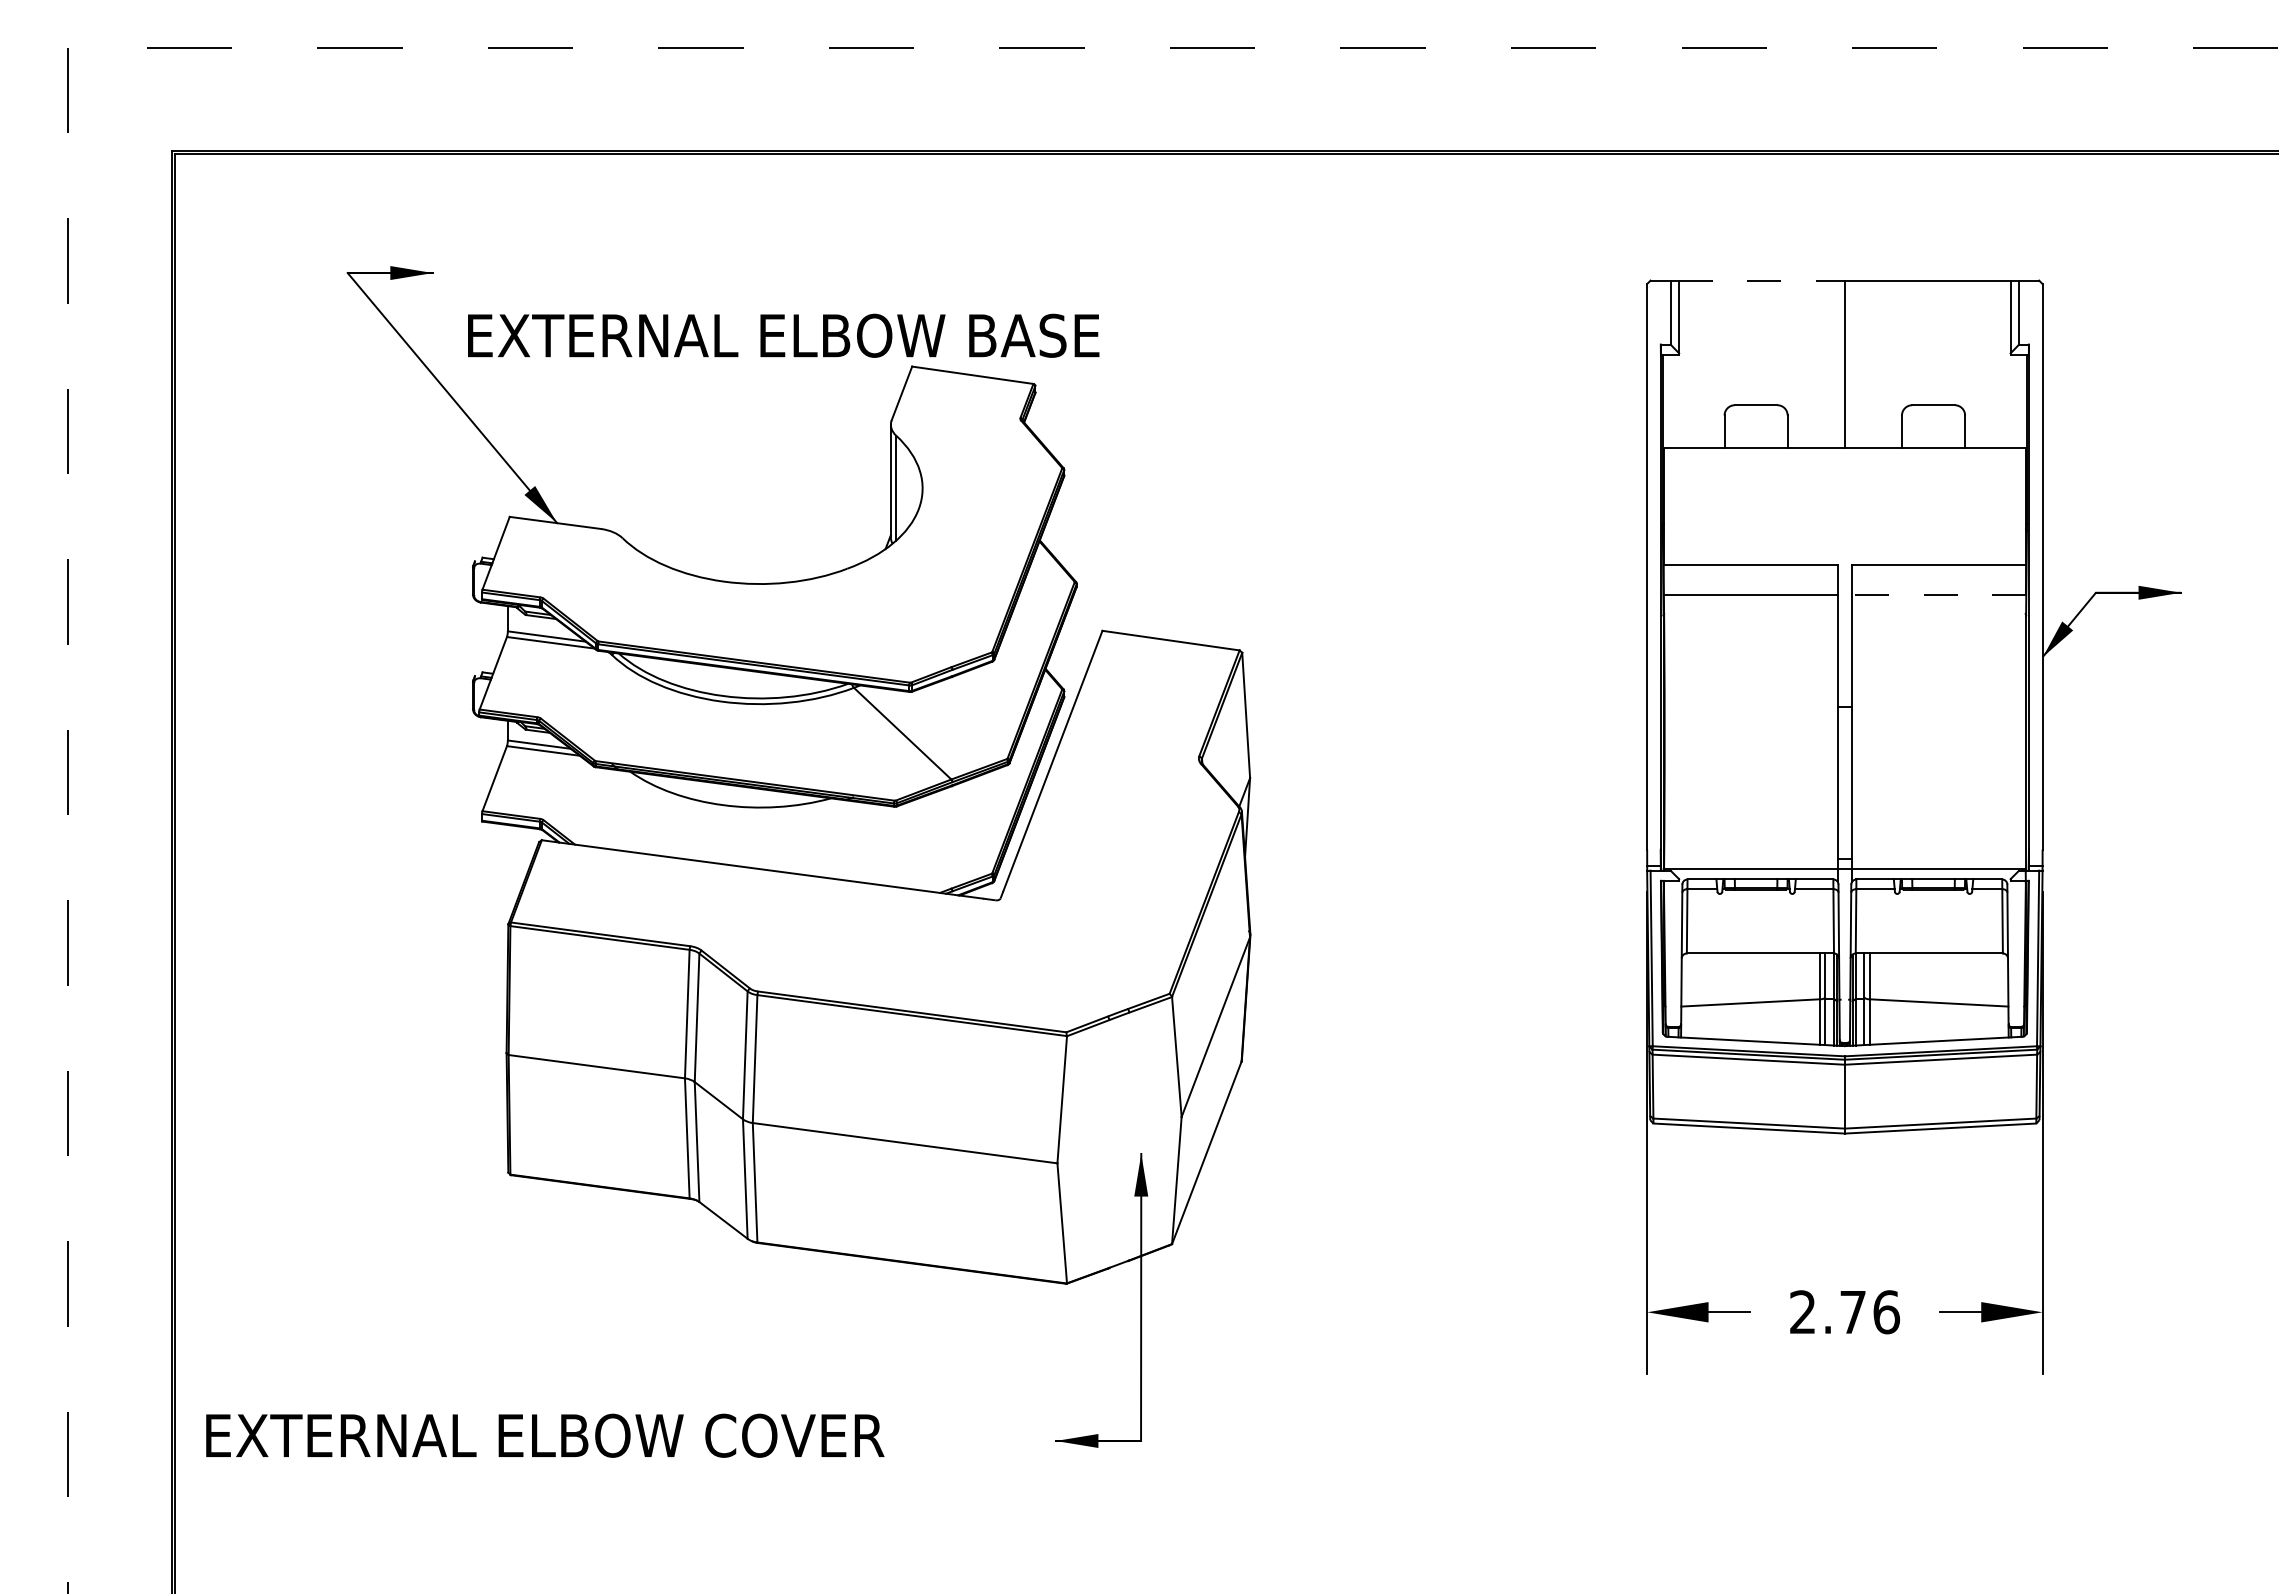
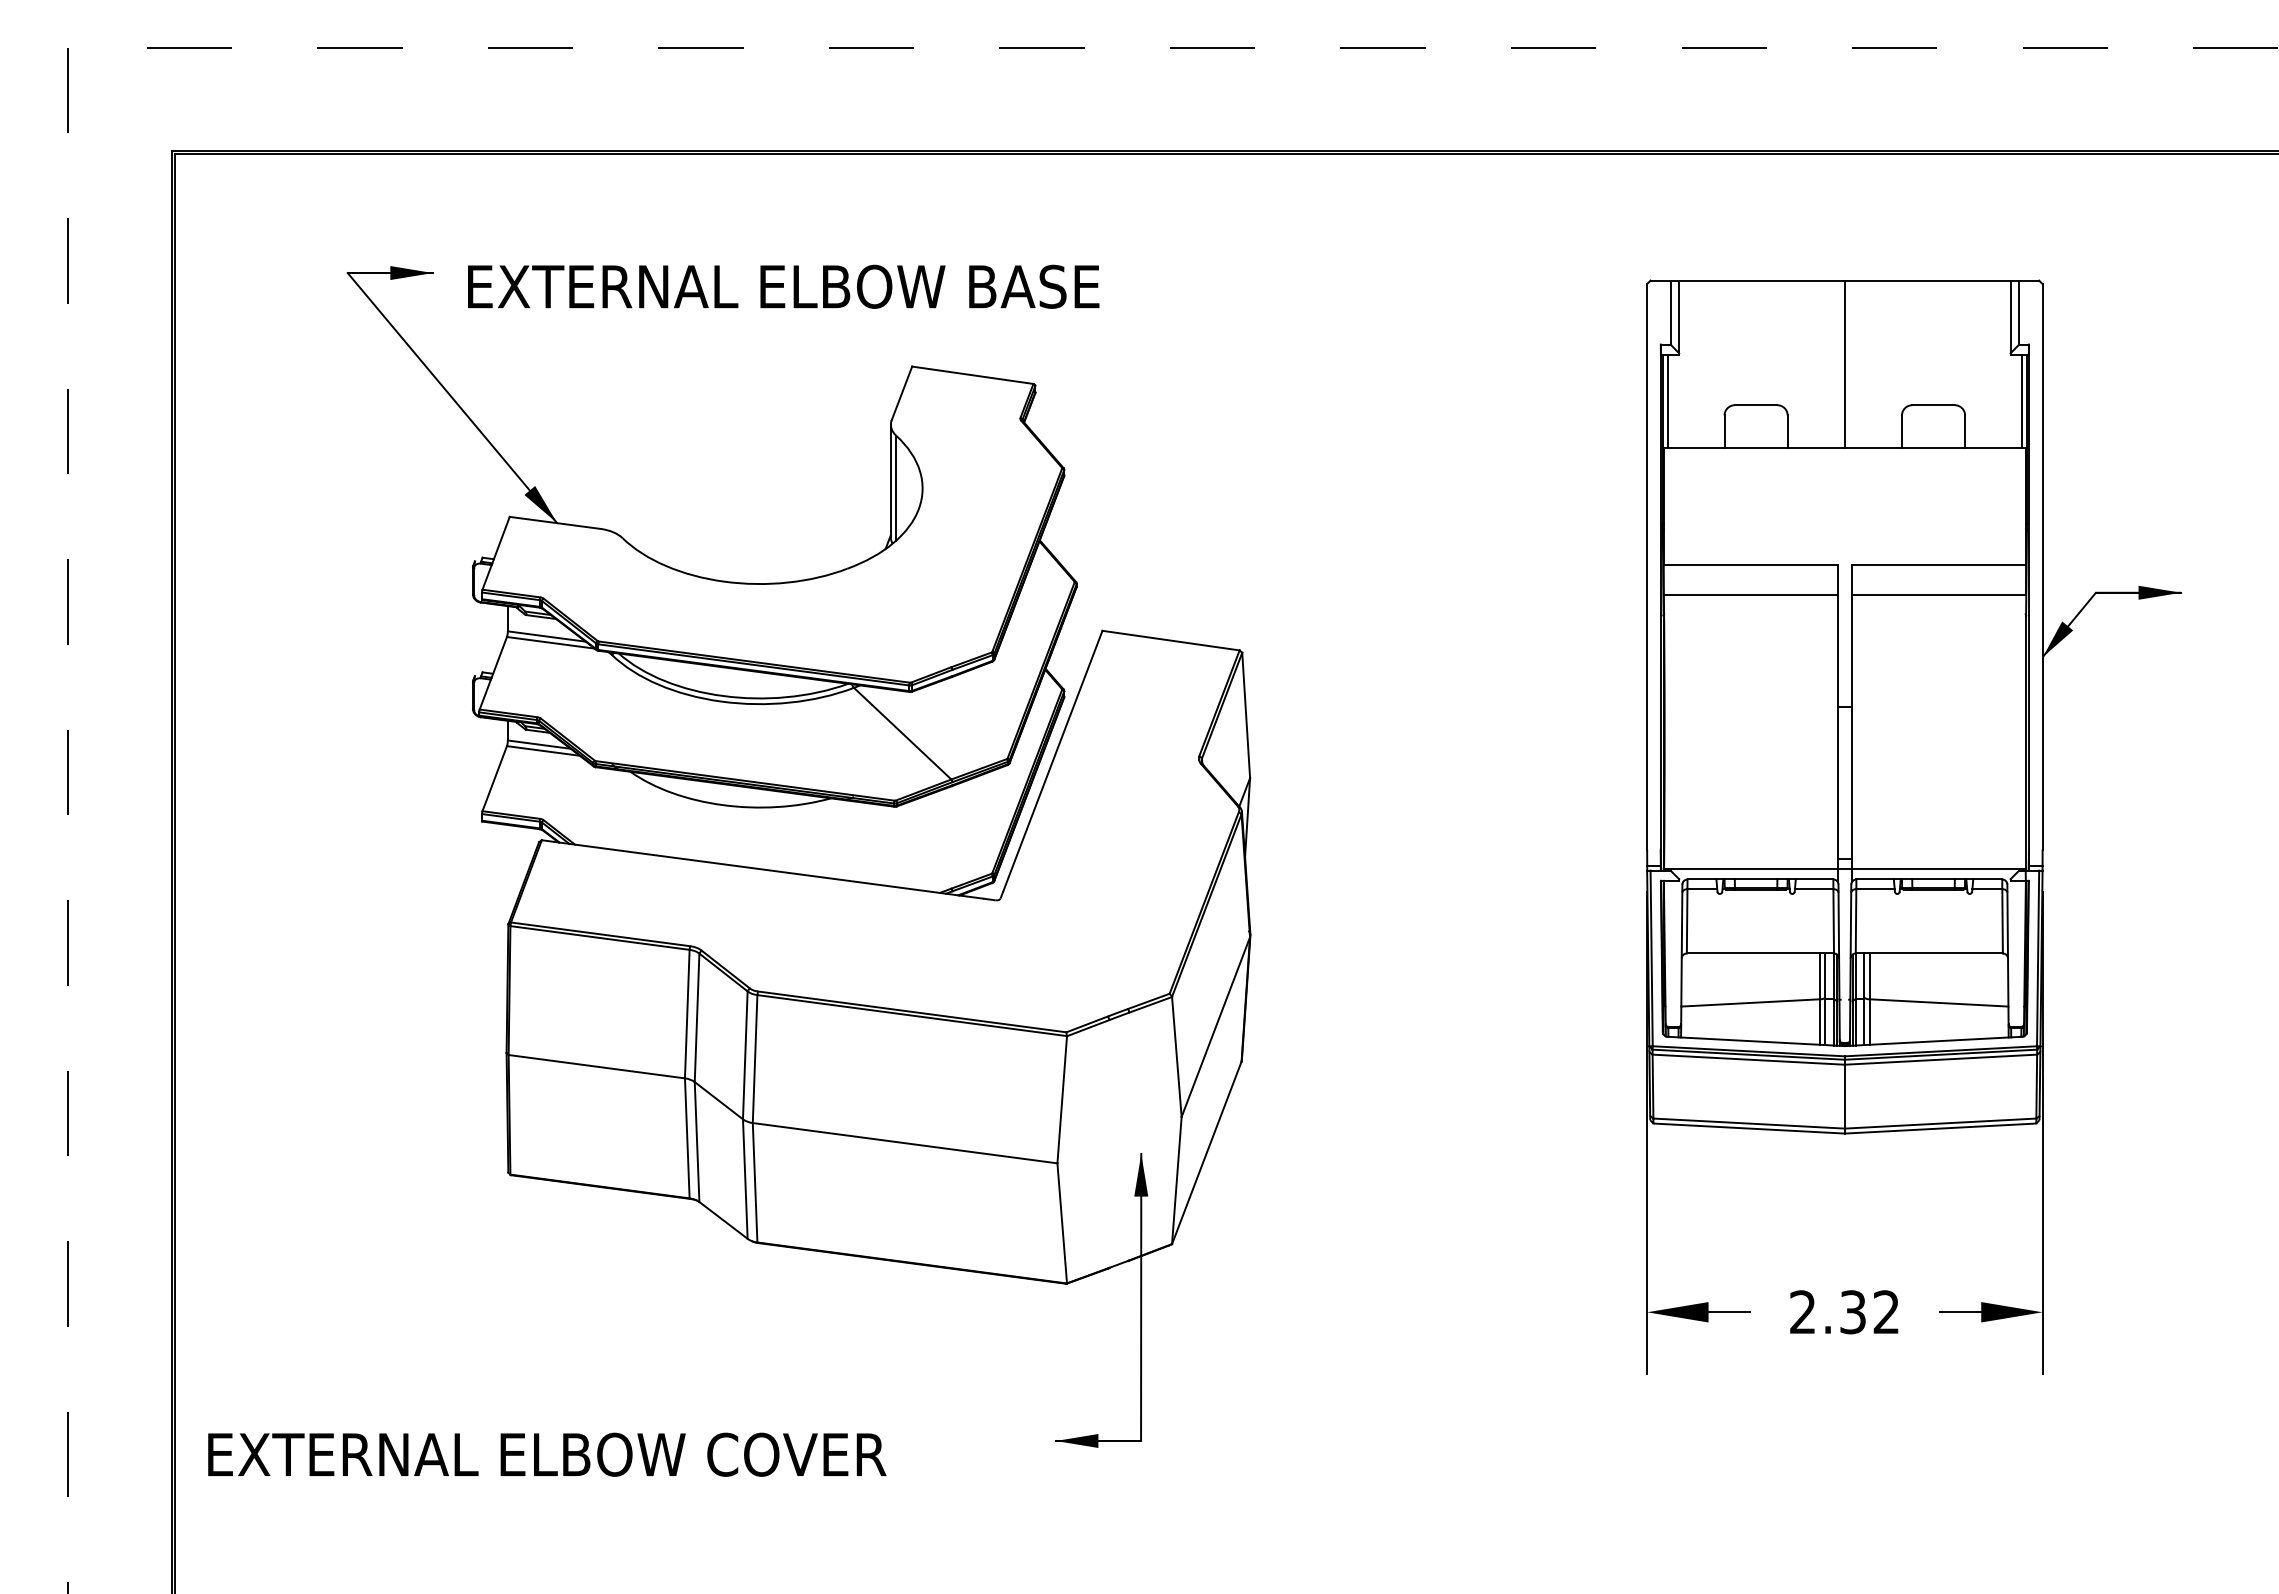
line: dashed -> solid (1762, 280)
text position: (783, 335) -> (783, 286) (783, 286)
line: none -> present (1667, 401)
line: none -> present (2022, 401)
line: dashed -> solid (1938, 595)
text: 2.76 -> 2.32 (1870, 1312)
text position: (545, 1435) -> (547, 1454) (547, 1454)
